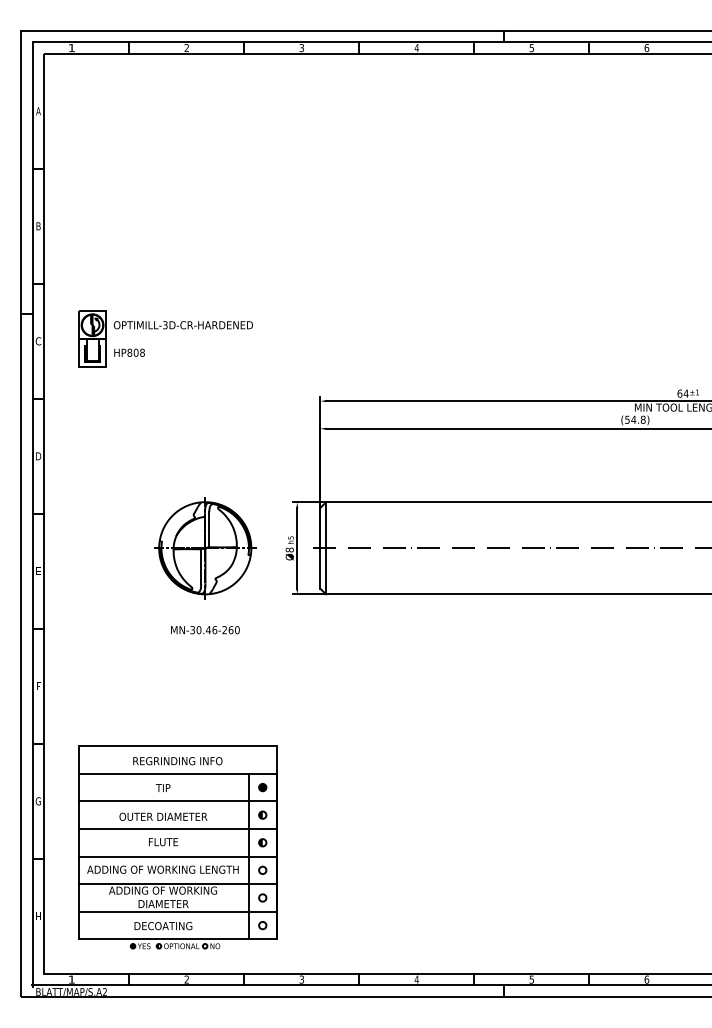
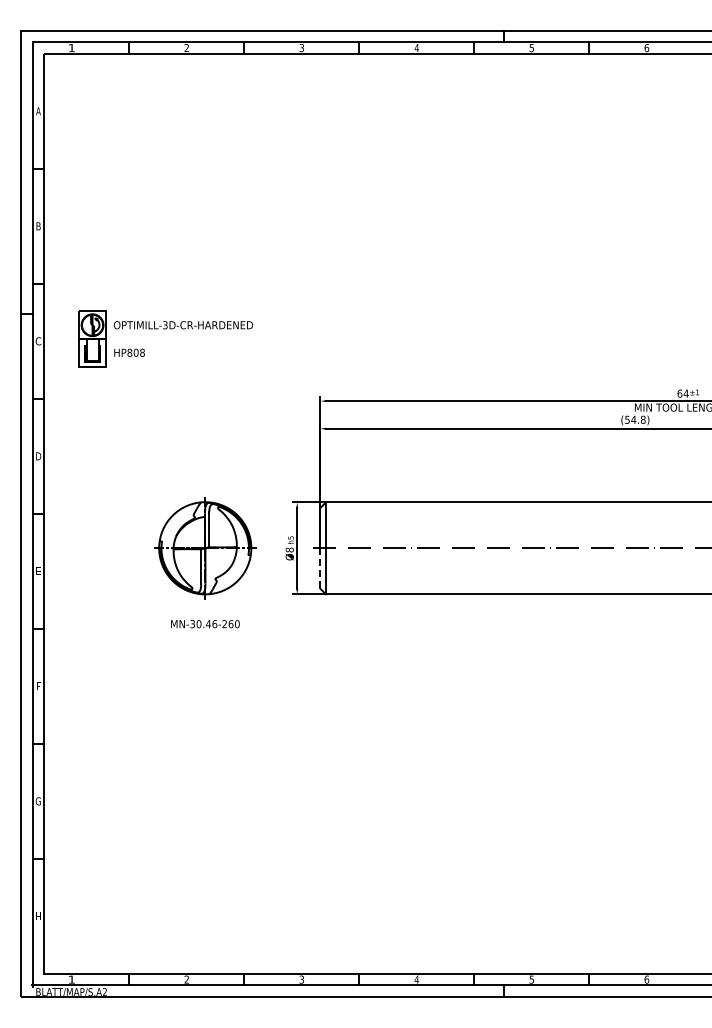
line: solid -> dashed (320, 568)
text position: (205, 630) -> (205, 624) (205, 624)
part: present -> none (177, 847)
